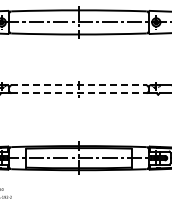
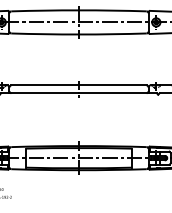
line: dashed -> solid (79, 85)
line: dashed -> solid (79, 93)
